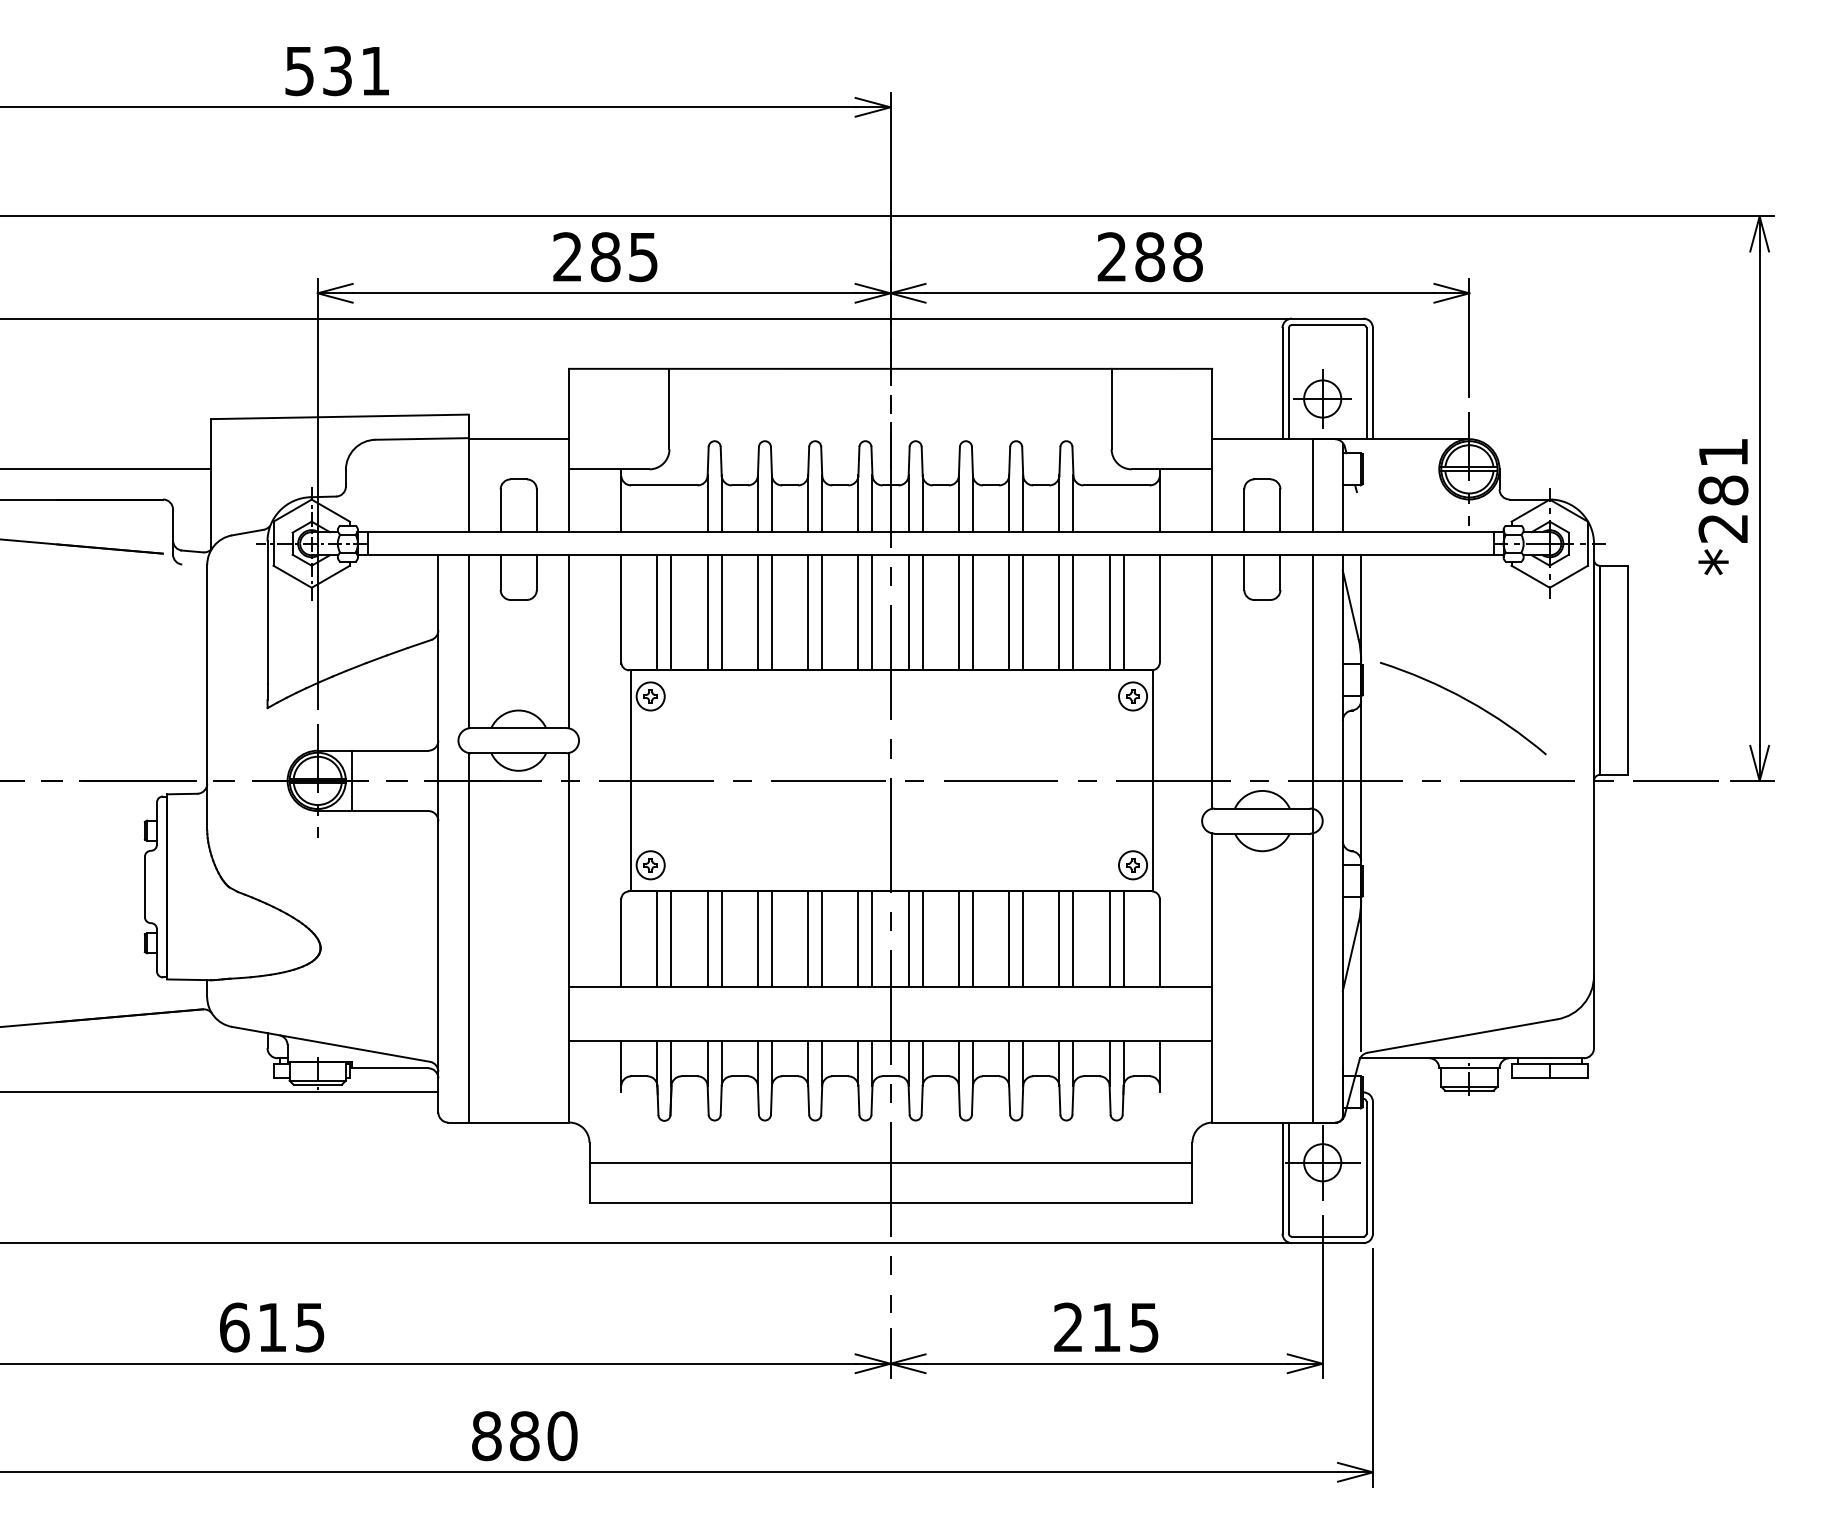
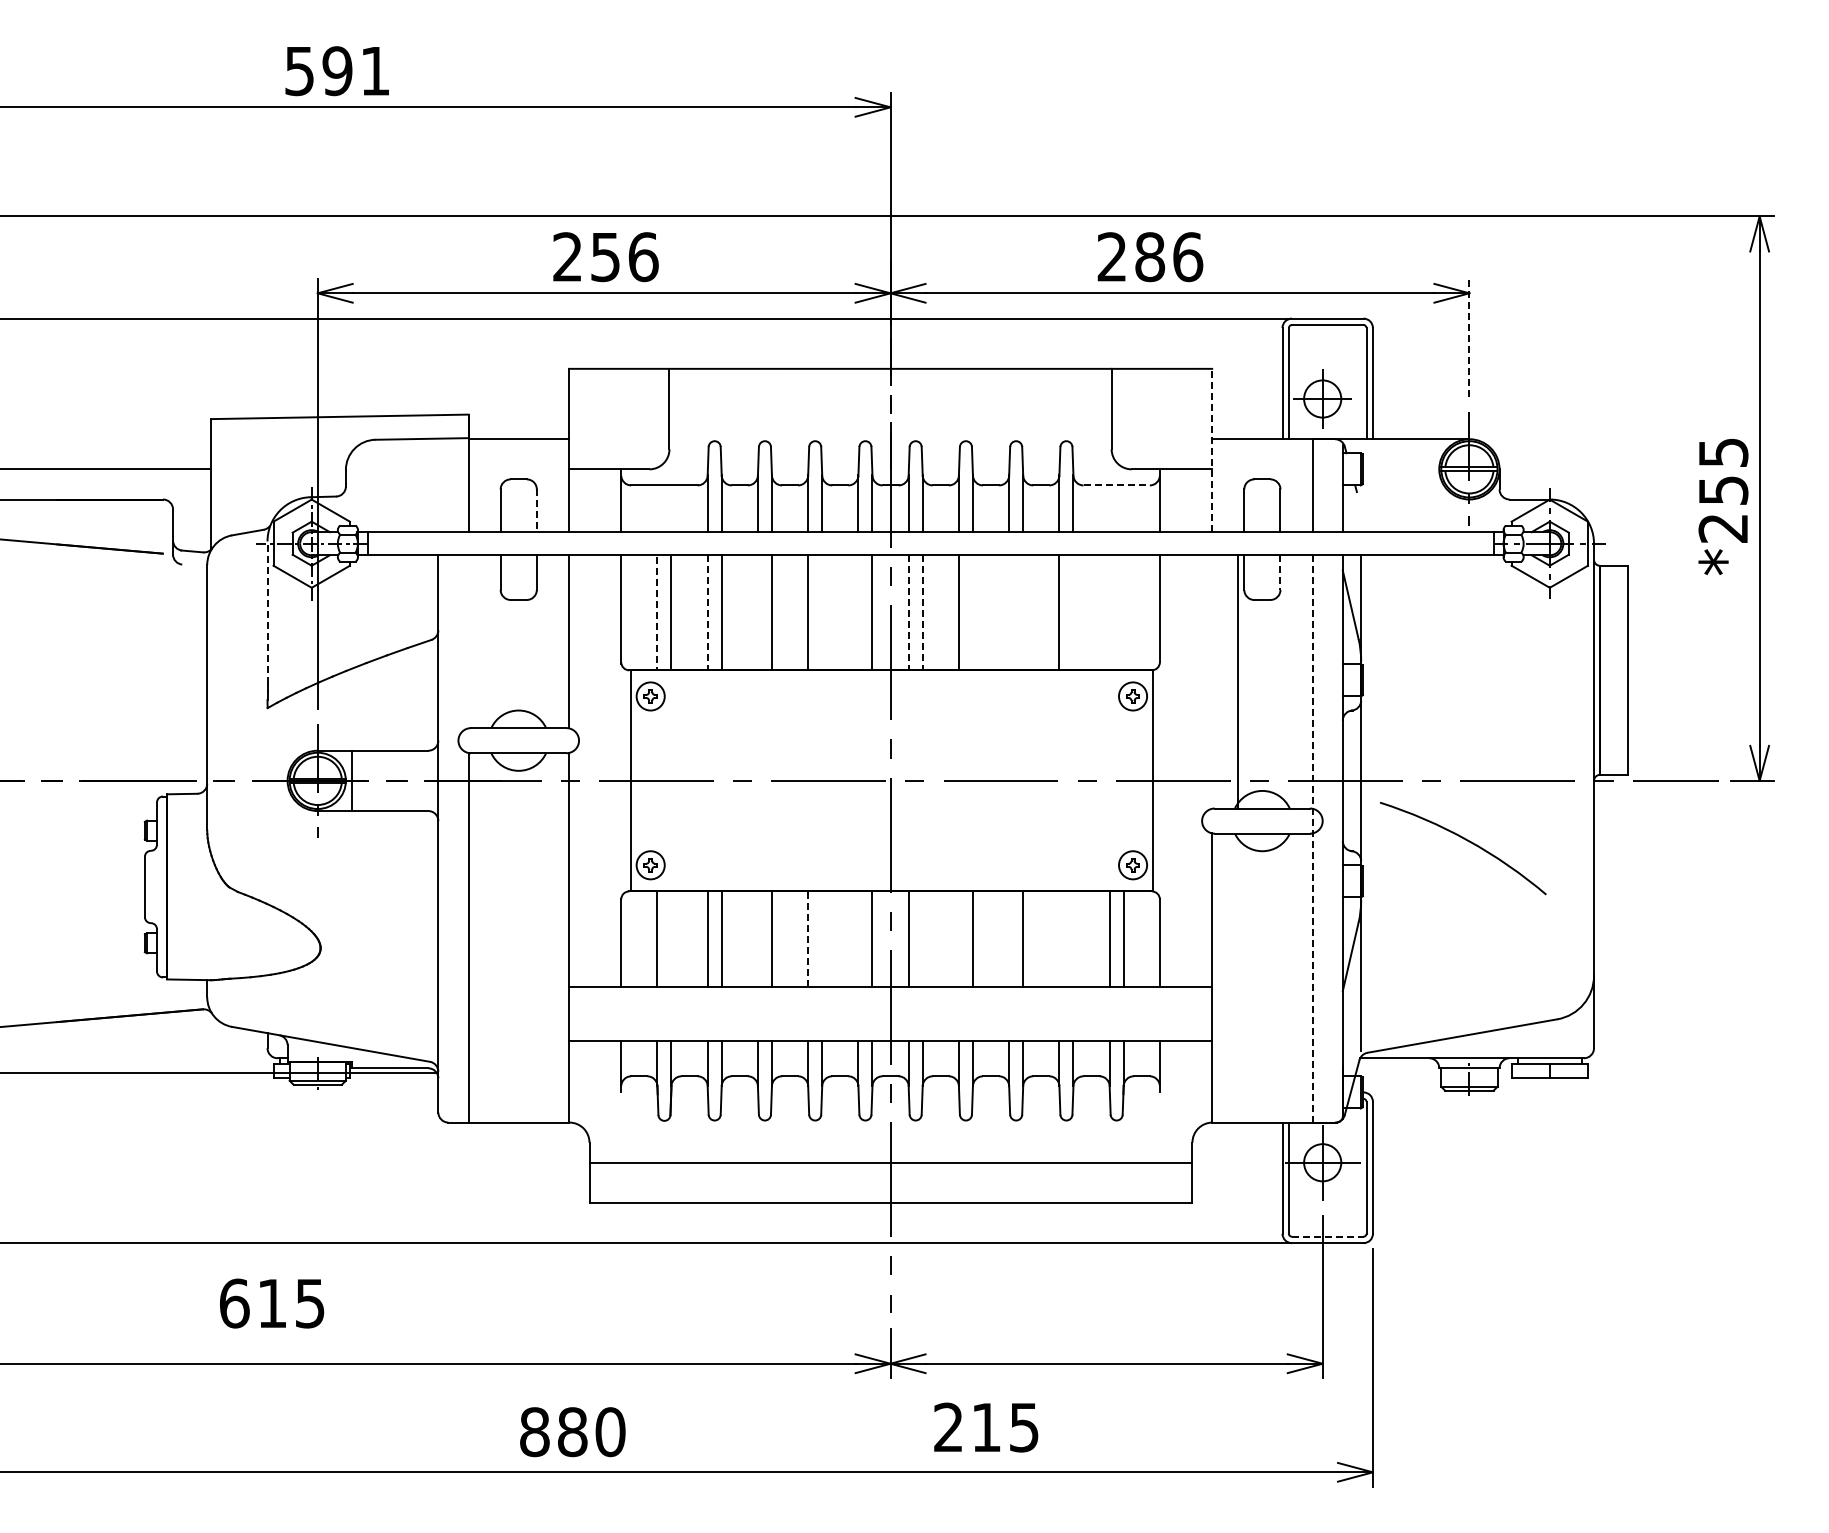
text: 531 -> 591 (337, 70)
text: 285 -> 256 (624, 257)
text: 288 -> 286 (1188, 257)
line: solid -> dashed (1469, 337)
line: solid -> dashed (1212, 450)
text: *281 -> *255 (1723, 471)
line: solid -> dashed (1117, 485)
line: solid -> dashed (536, 511)
line: solid -> dashed (1280, 572)
line: solid -> dashed (267, 612)
line: solid -> dashed (707, 612)
line: present -> none (757, 612)
line: present -> none (822, 612)
line: present -> none (858, 612)
line: solid -> dashed (908, 612)
line: solid -> dashed (922, 612)
line: present -> none (972, 612)
line: present -> none (1009, 612)
line: present -> none (1023, 612)
line: present -> none (1073, 612)
line: solid -> dashed (657, 613)
line: present -> none (1109, 613)
line: present -> none (1123, 613)
line: present -> none (468, 641)
line position: (1212, 681) -> (1238, 681) (1238, 681)
arc position: (1467, 701) -> (1467, 841) (1467, 841)
line: solid -> dashed (1312, 838)
line: present -> none (671, 938)
line: present -> none (757, 938)
line: present -> none (822, 938)
line: present -> none (858, 938)
line: present -> none (922, 938)
line: present -> none (958, 938)
line: present -> none (1009, 938)
line: present -> none (1059, 938)
line: present -> none (1073, 938)
line: solid -> dashed (808, 939)
line position: (220, 1092) -> (220, 1073) (220, 1073)
line: solid -> dashed (1327, 1236)
text position: (272, 1327) -> (272, 1303) (272, 1303)
text position: (1106, 1327) -> (986, 1427) (986, 1427)
text position: (524, 1436) -> (572, 1432) (572, 1432)
